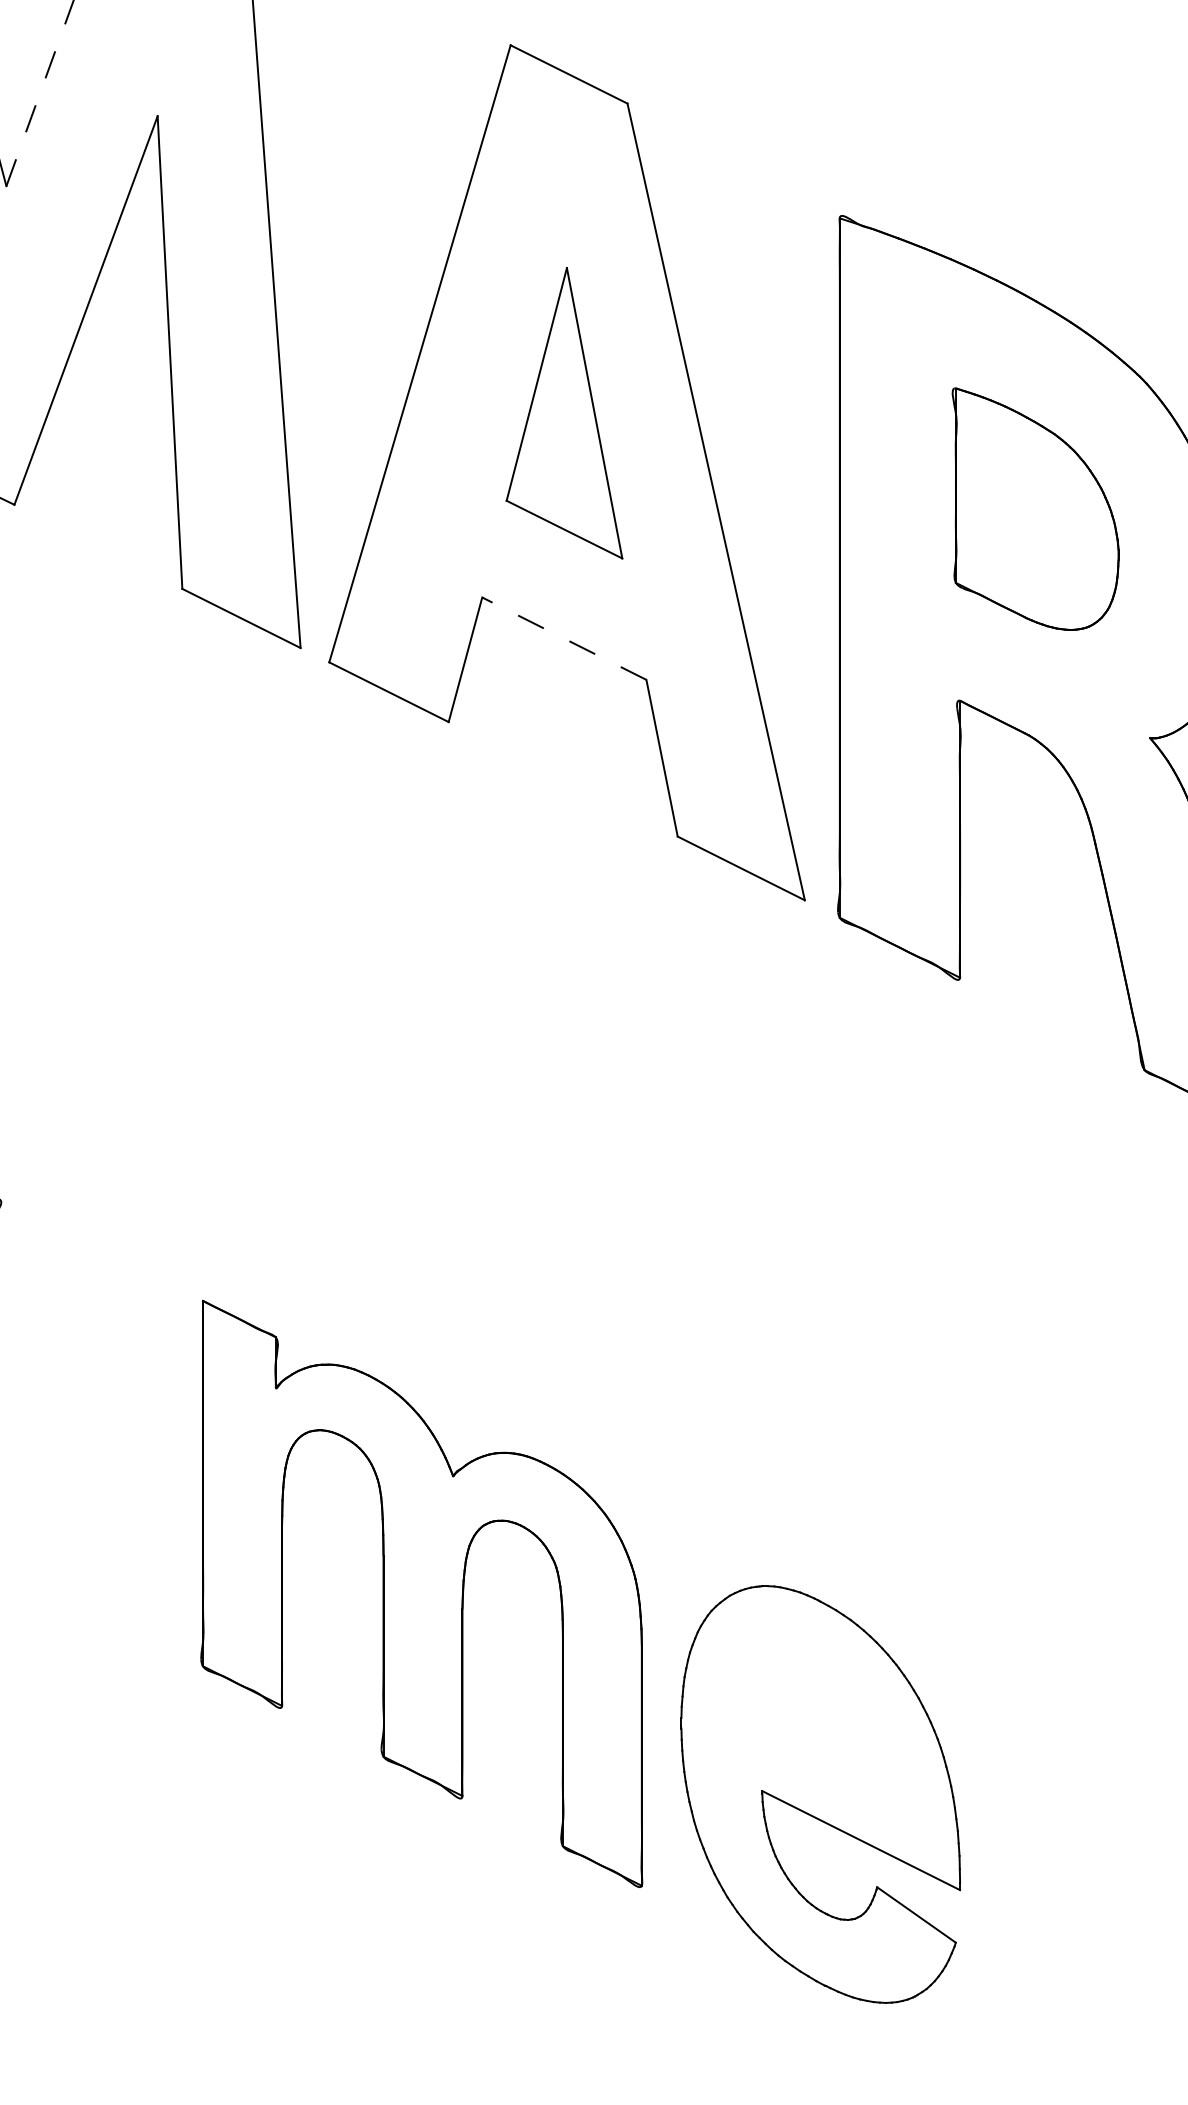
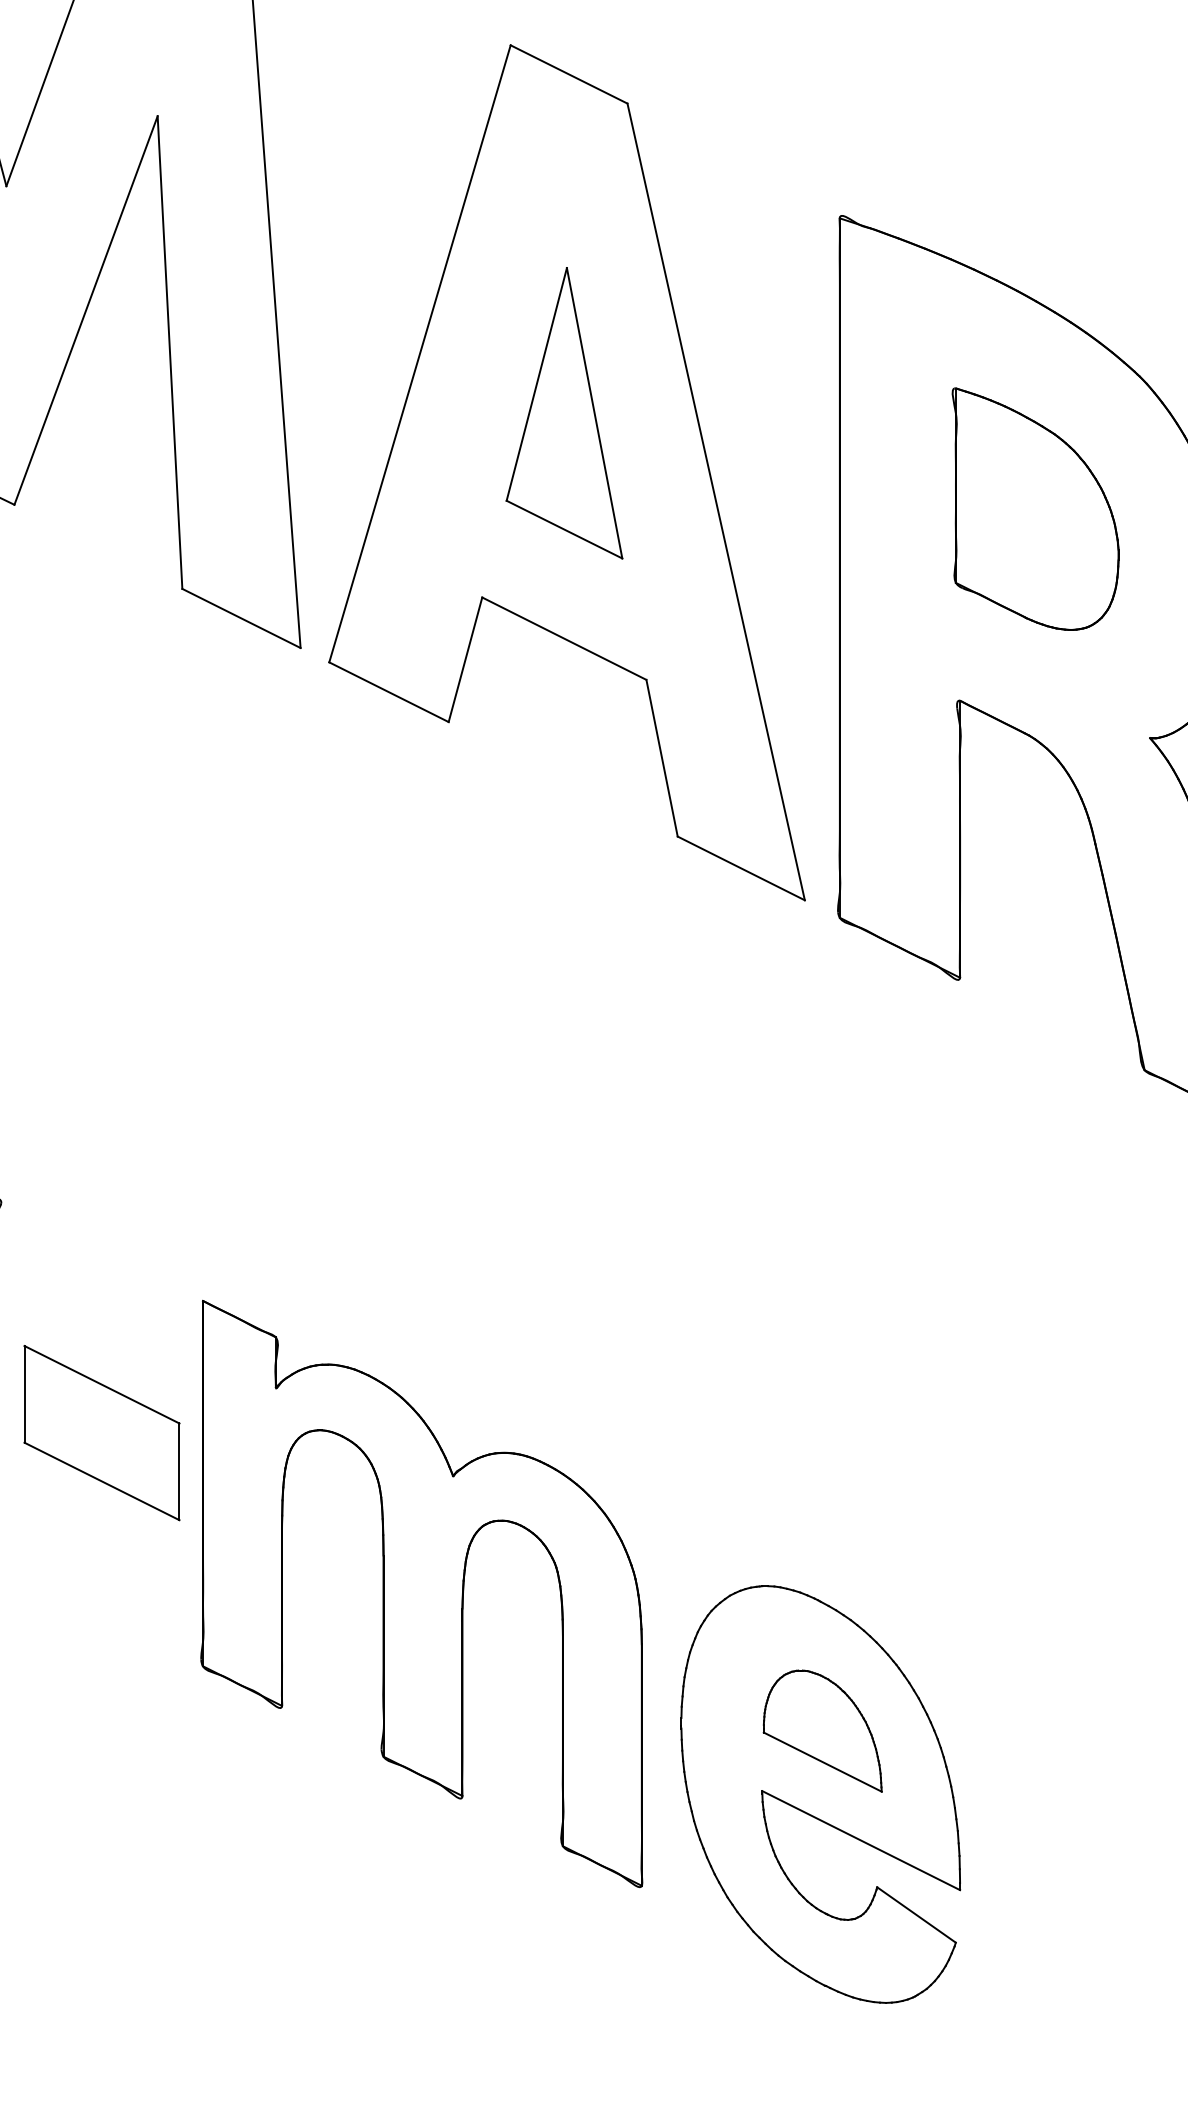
line: dashed -> solid (40, 93)
line: dashed -> solid (564, 638)
part: none -> present (101, 1433)
part: none -> present (822, 1730)
